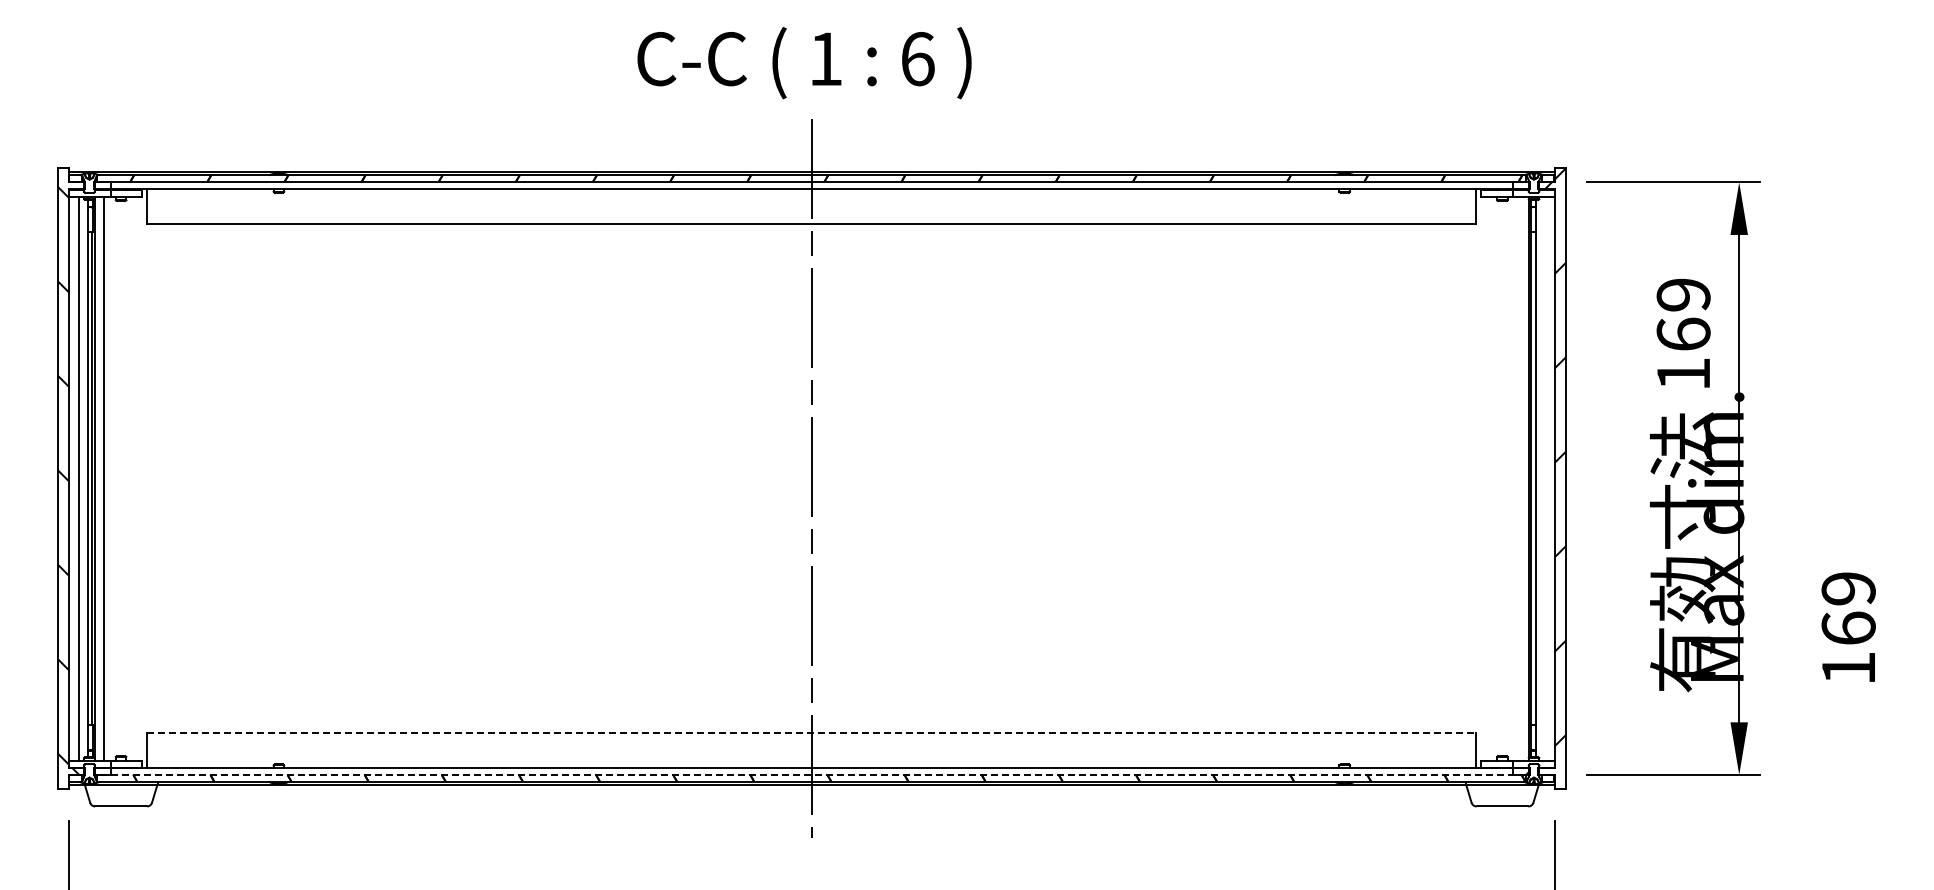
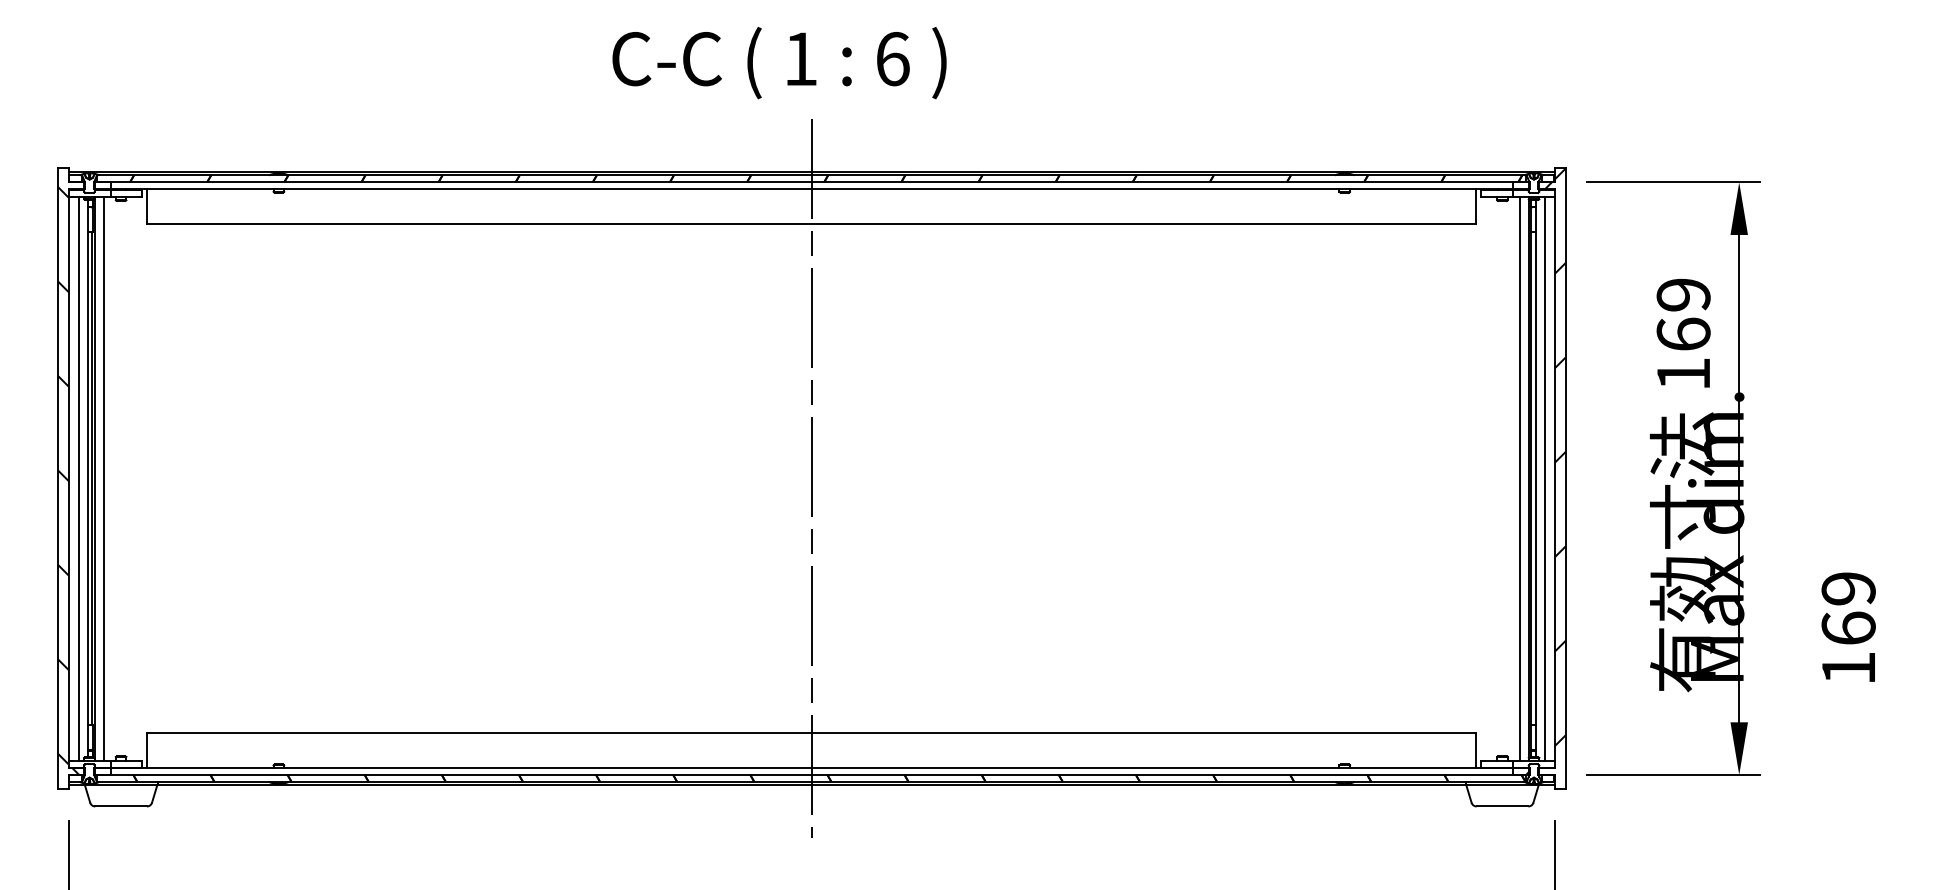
text position: (804, 63) -> (779, 63) (779, 63)
line: none -> present (1520, 478)
line: none -> present (1544, 478)
line: dashed -> solid (812, 732)
line: dashed -> solid (811, 774)
